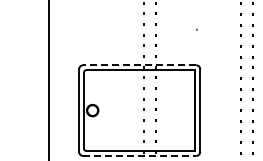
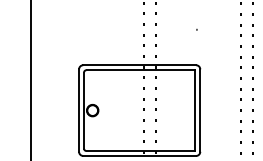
line: dashed -> solid (139, 65)
line position: (48, 79) -> (30, 79) (30, 79)
line: dashed -> solid (140, 155)
